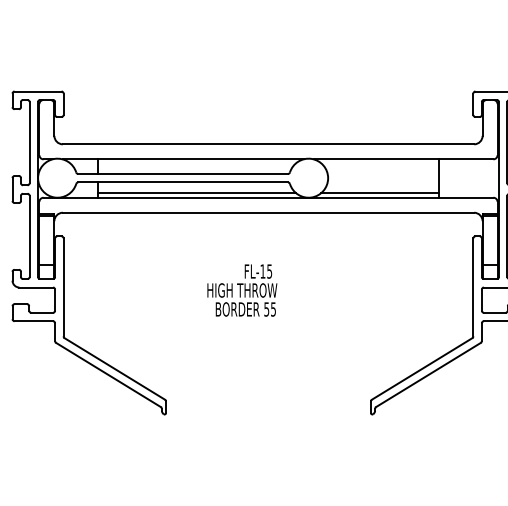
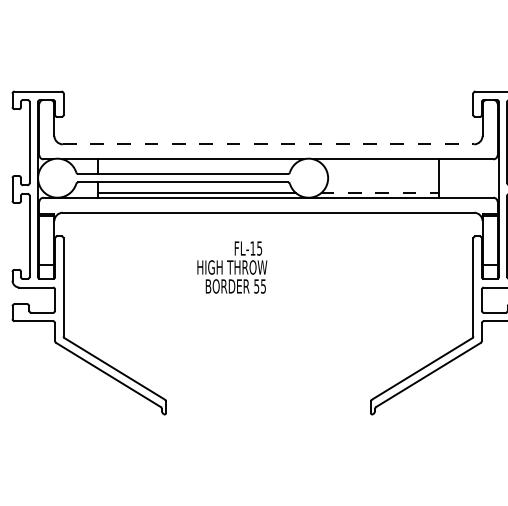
line: solid -> dashed (268, 144)
line: solid -> dashed (380, 193)
text position: (242, 290) -> (232, 267) (232, 267)
